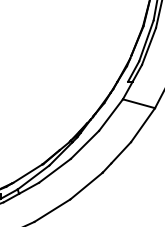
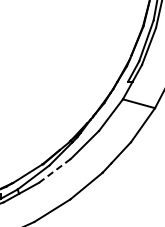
line: solid -> dashed (54, 170)
